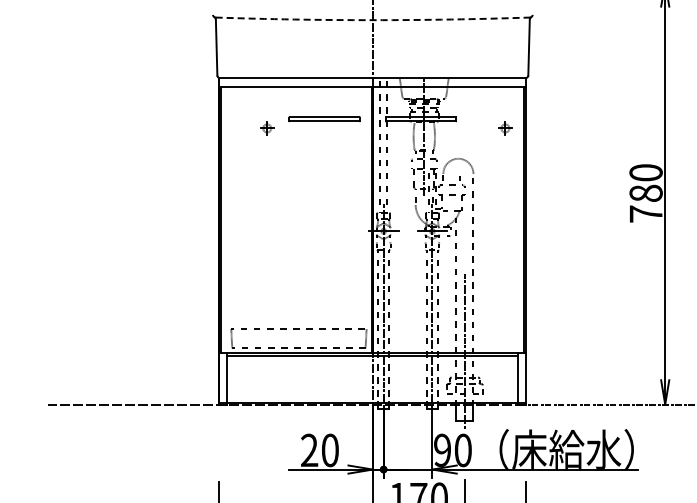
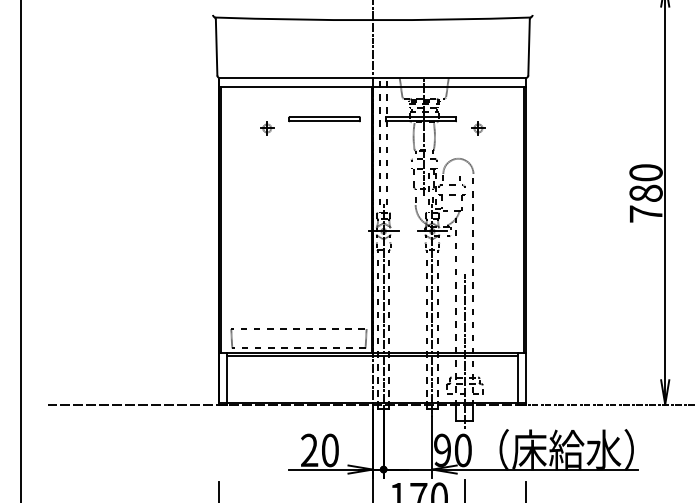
arc: dashed -> solid (372, 20)
part position: (505, 128) -> (478, 128) (478, 128)
line: none -> present (20, 250)
